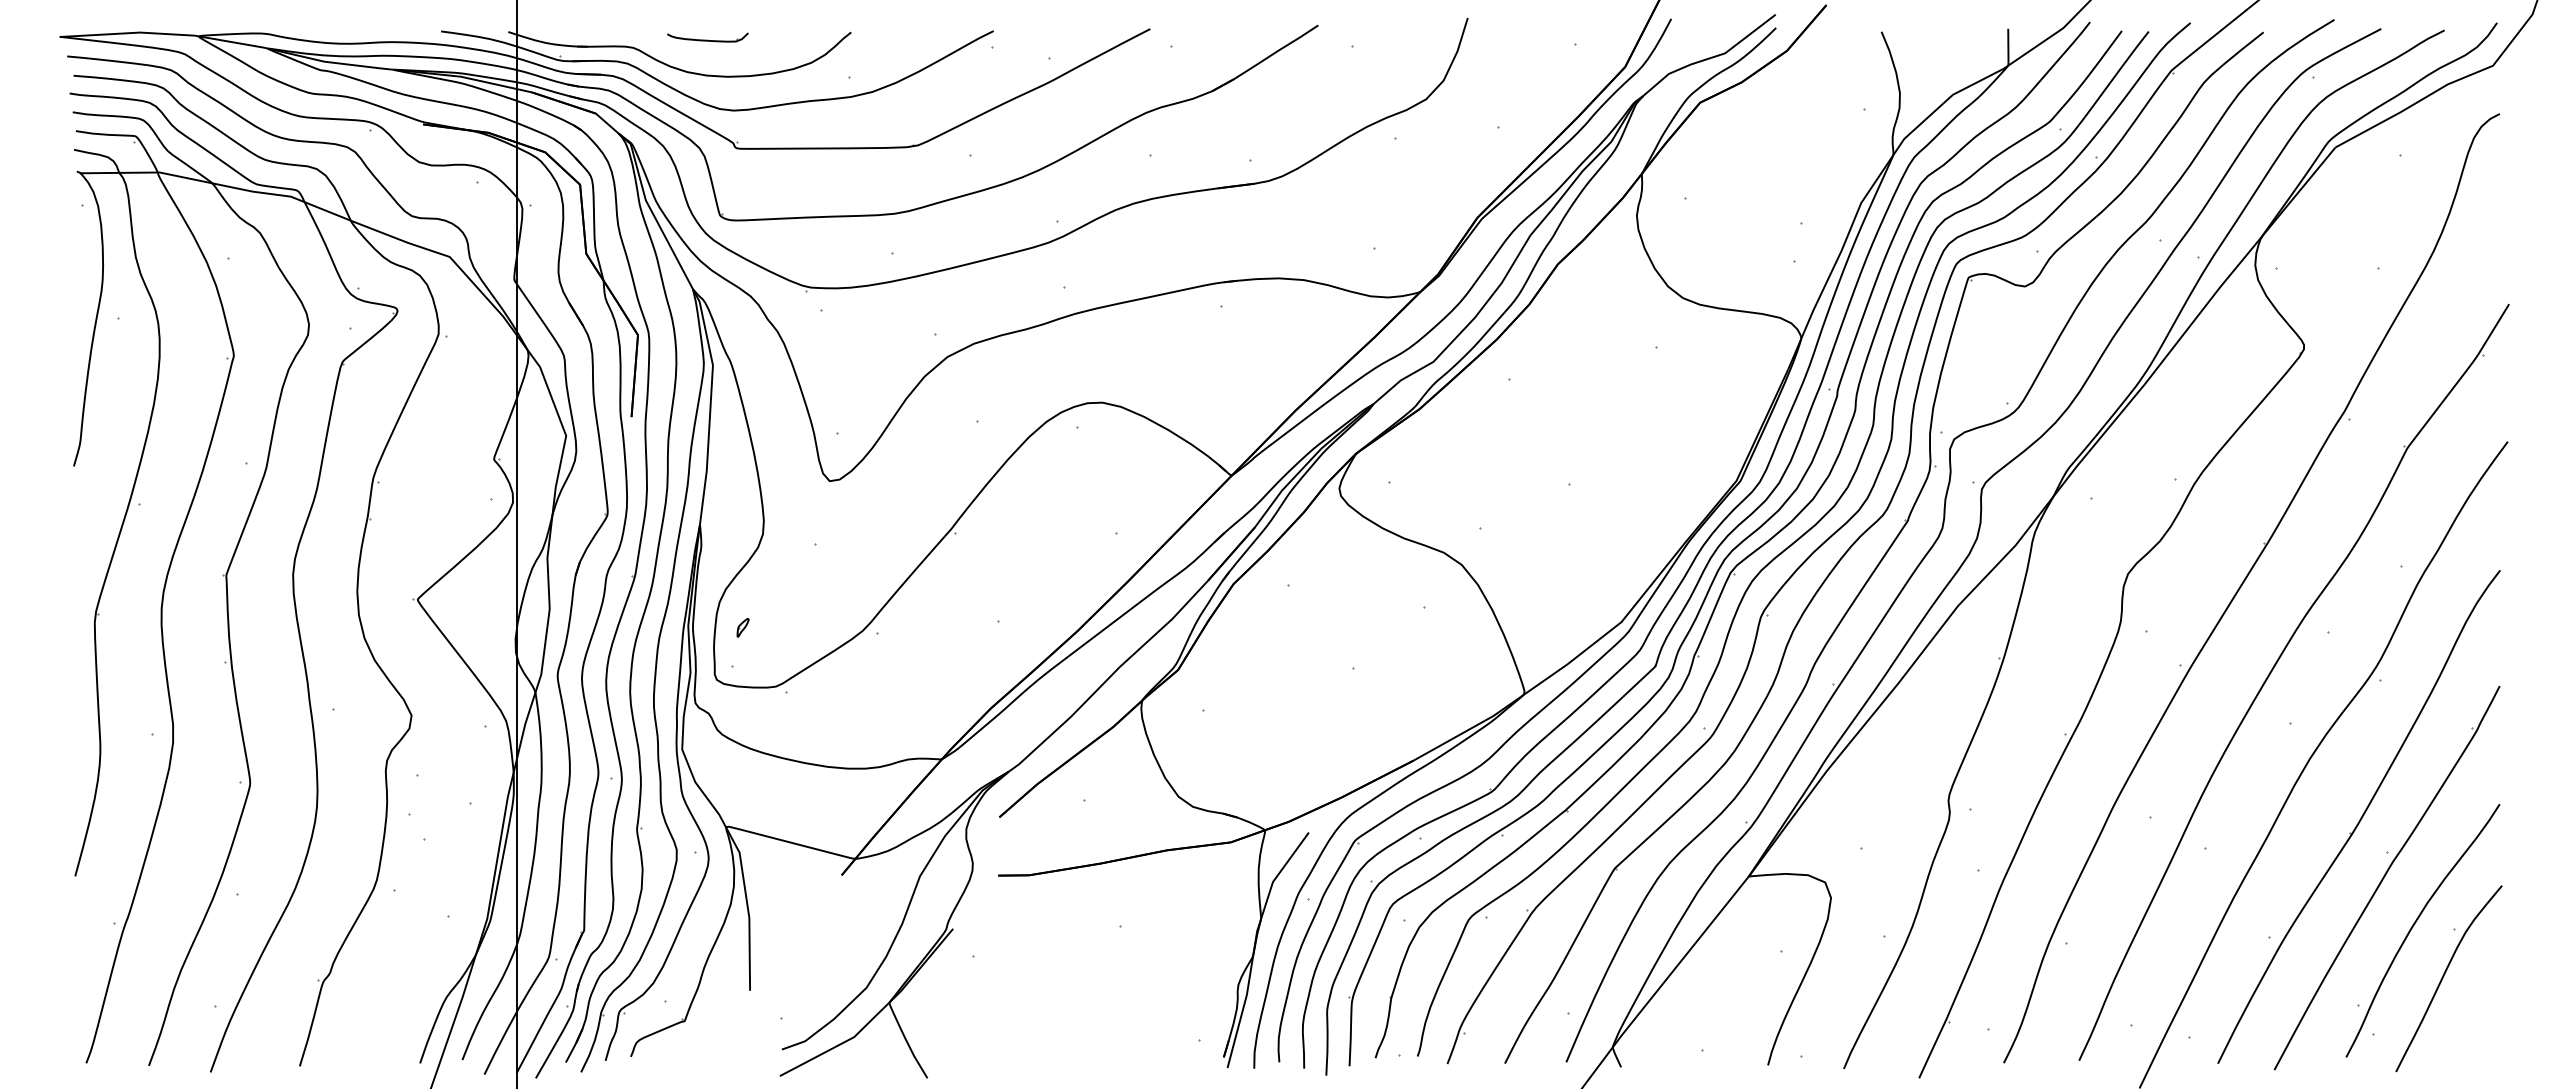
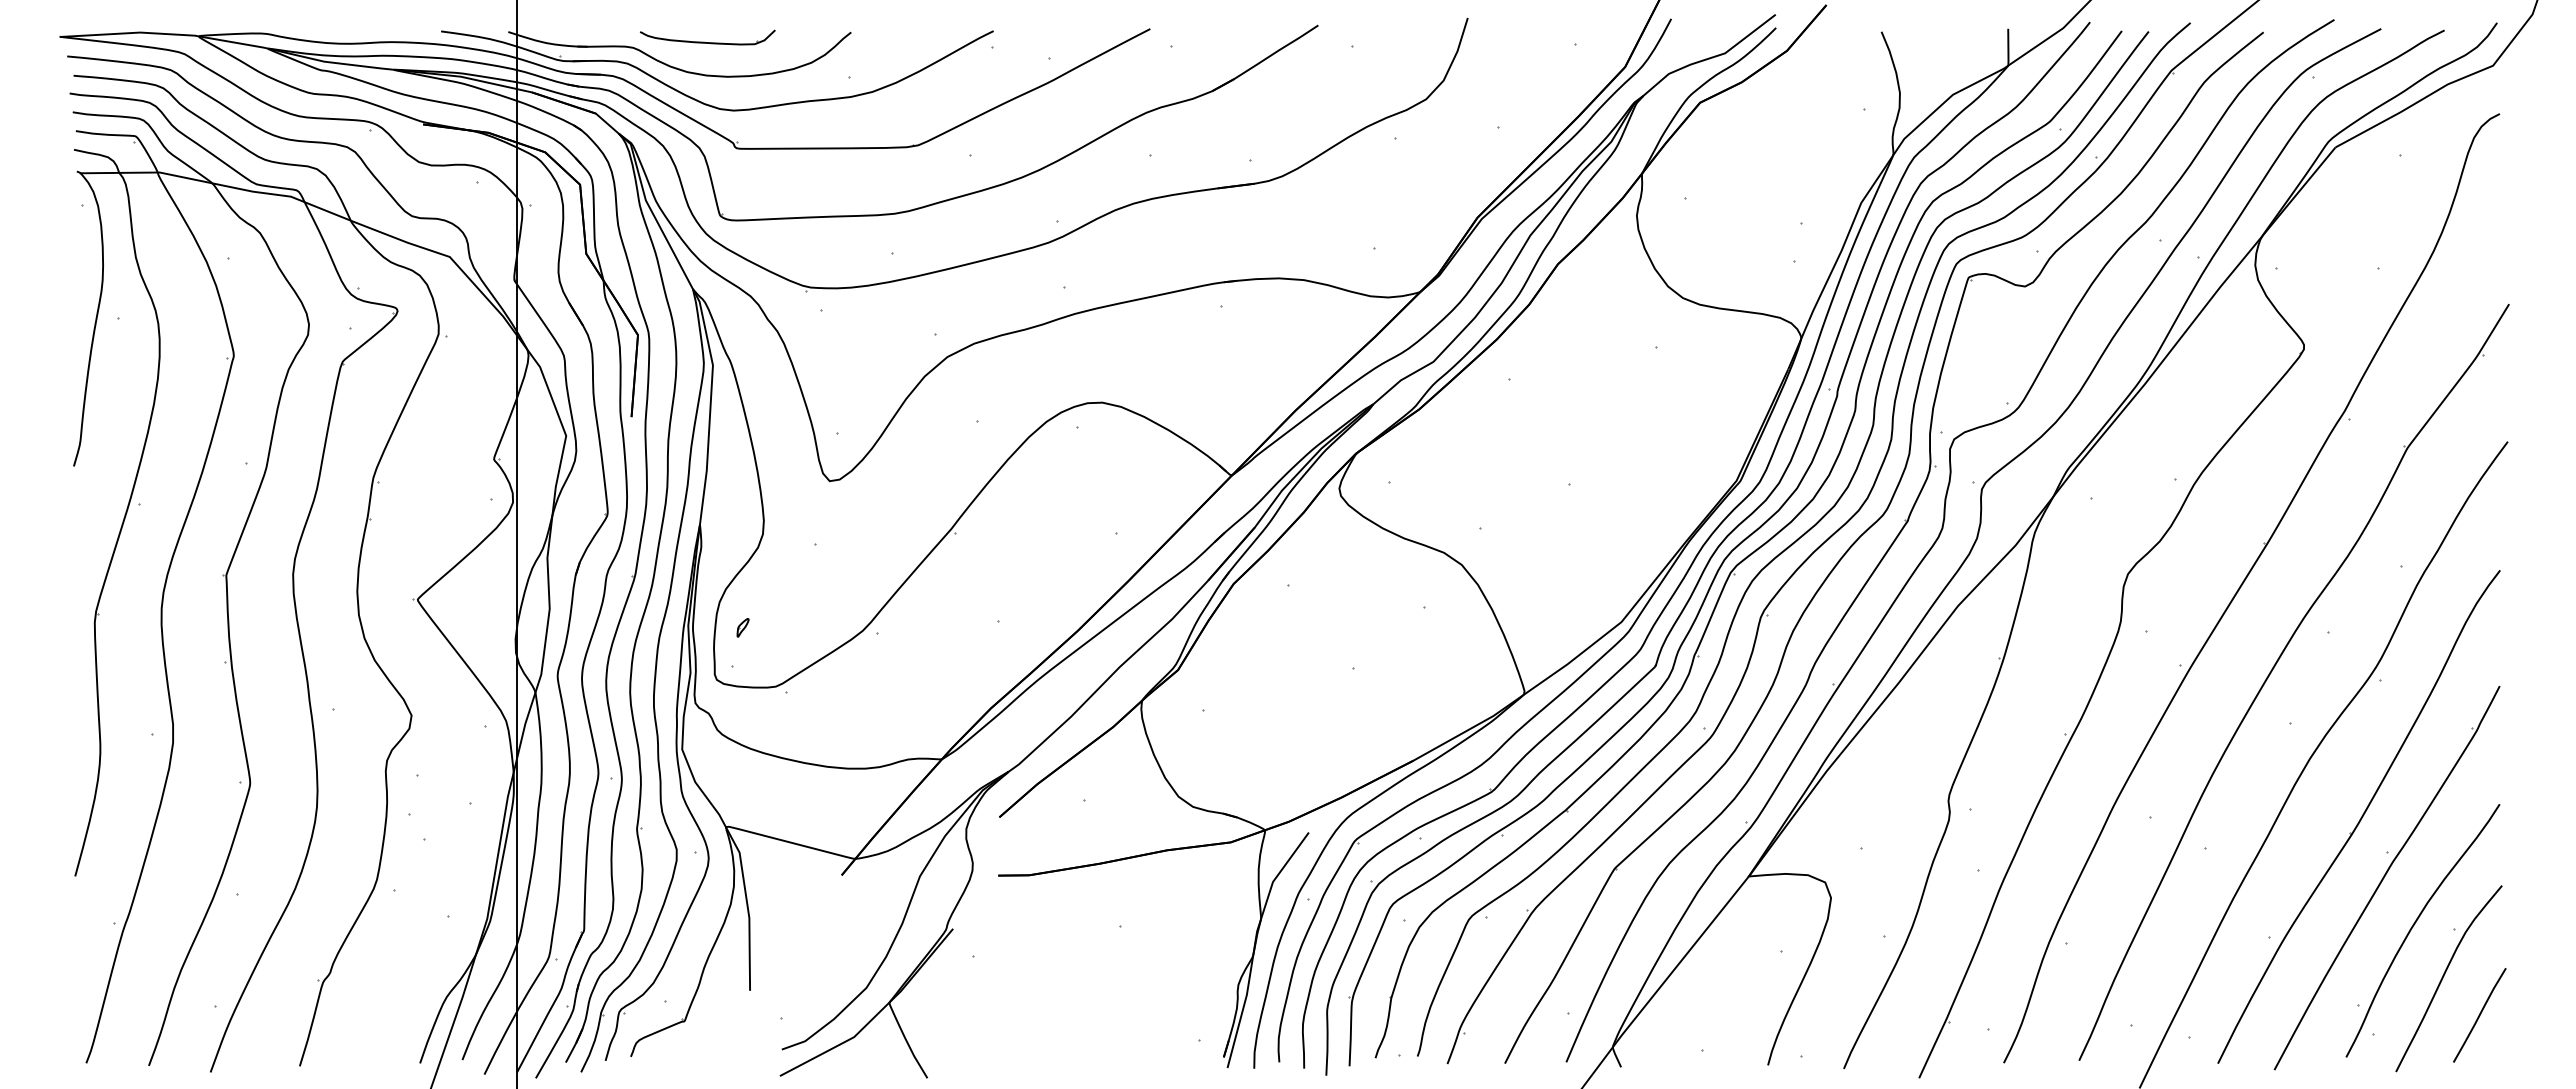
part size: 82x11 px -> 136x17 px (707, 37)
line: none -> present (2479, 1015)
